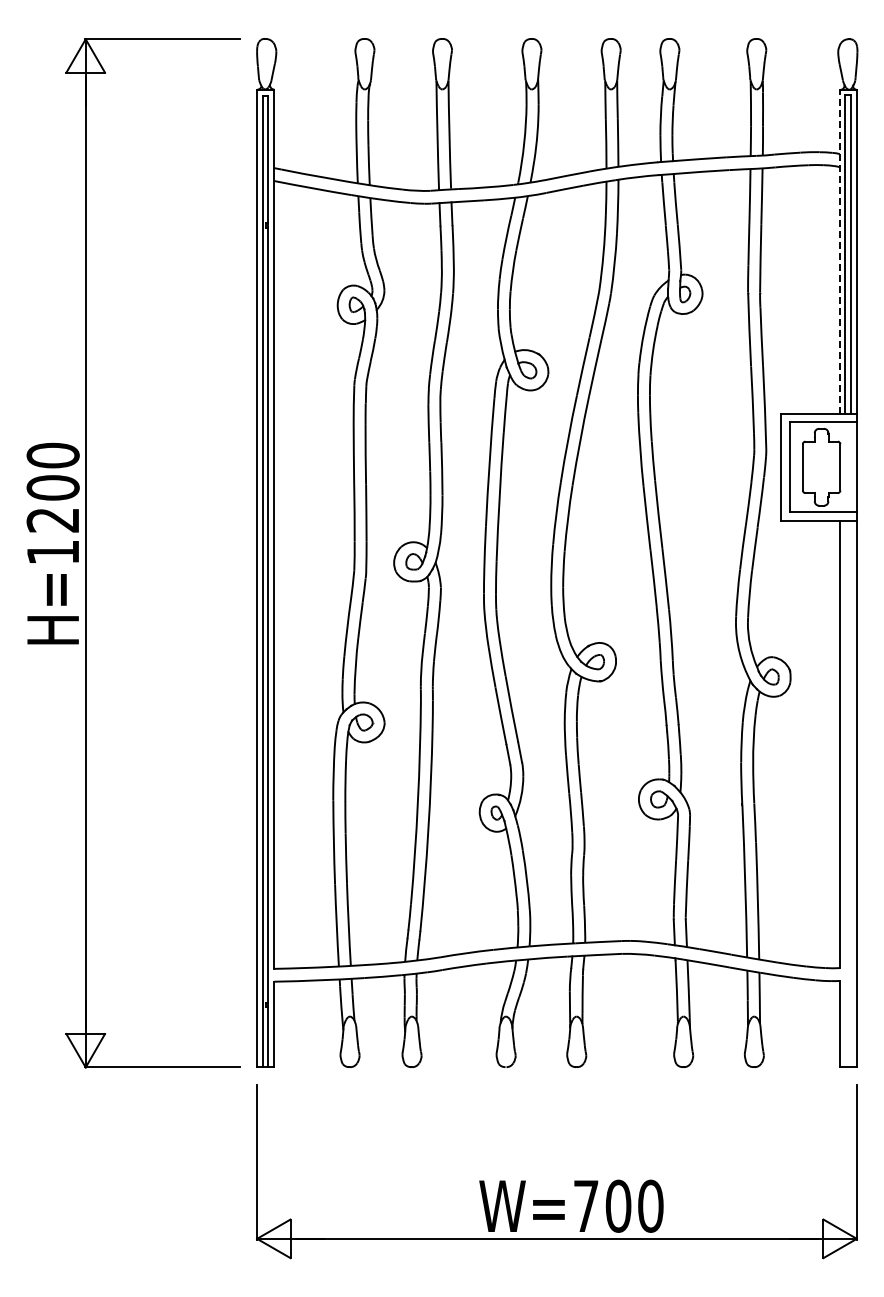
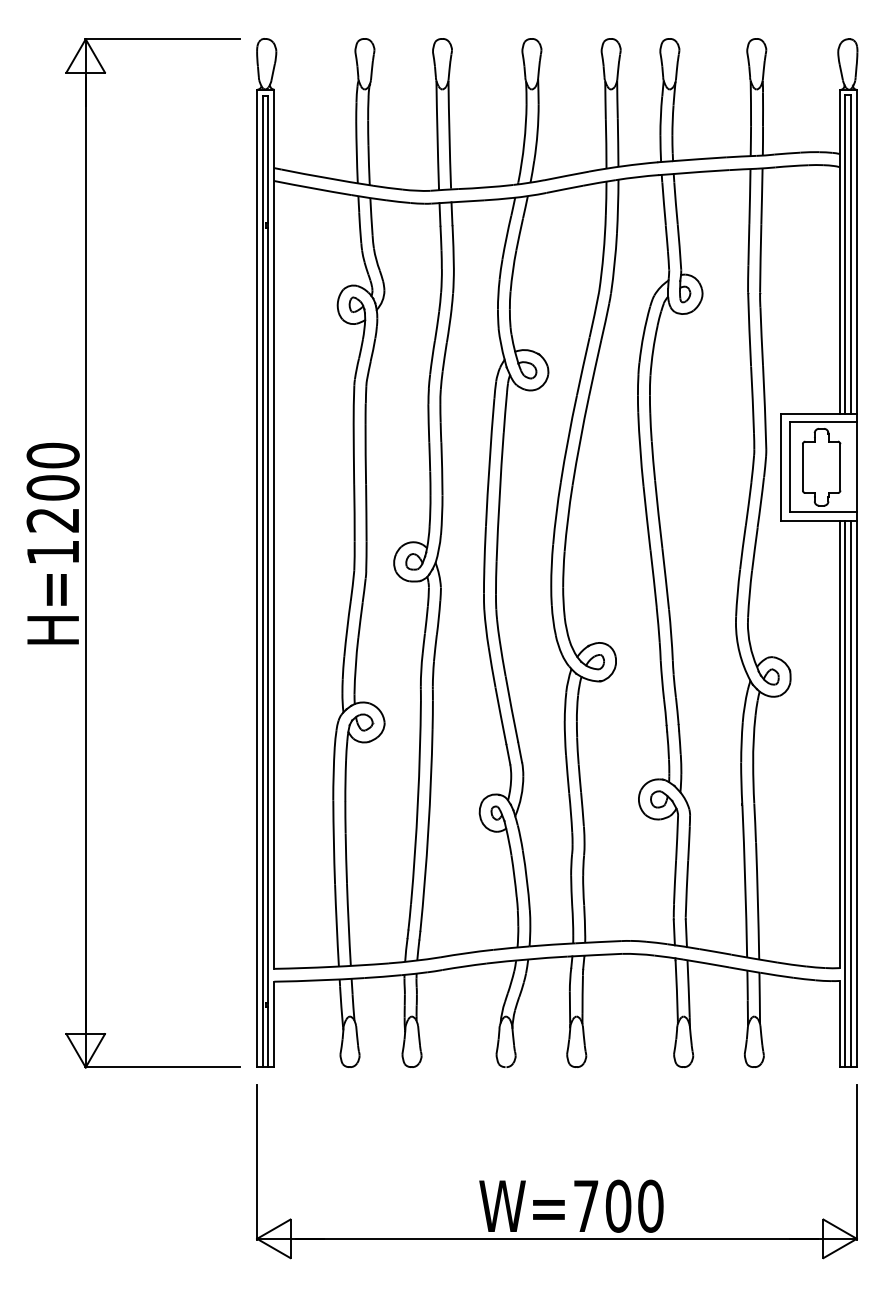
line: dashed -> solid (839, 251)
line: none -> present (845, 793)
line: none -> present (851, 793)
